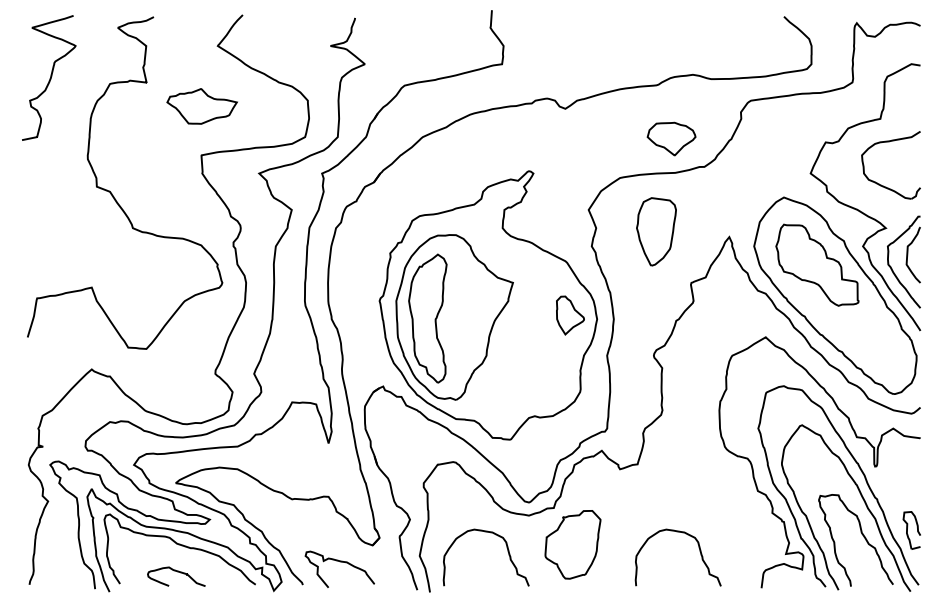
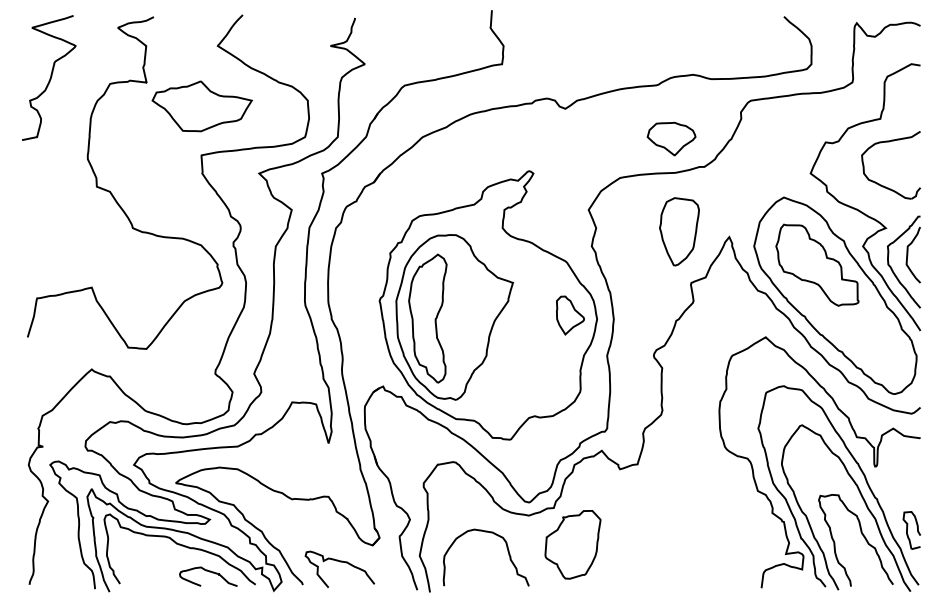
part size: 72x37 px -> 102x53 px (201, 106)
part position: (656, 231) -> (679, 231) (679, 231)
curve: present -> none (699, 551)
curve position: (177, 572) -> (209, 572) (209, 572)
